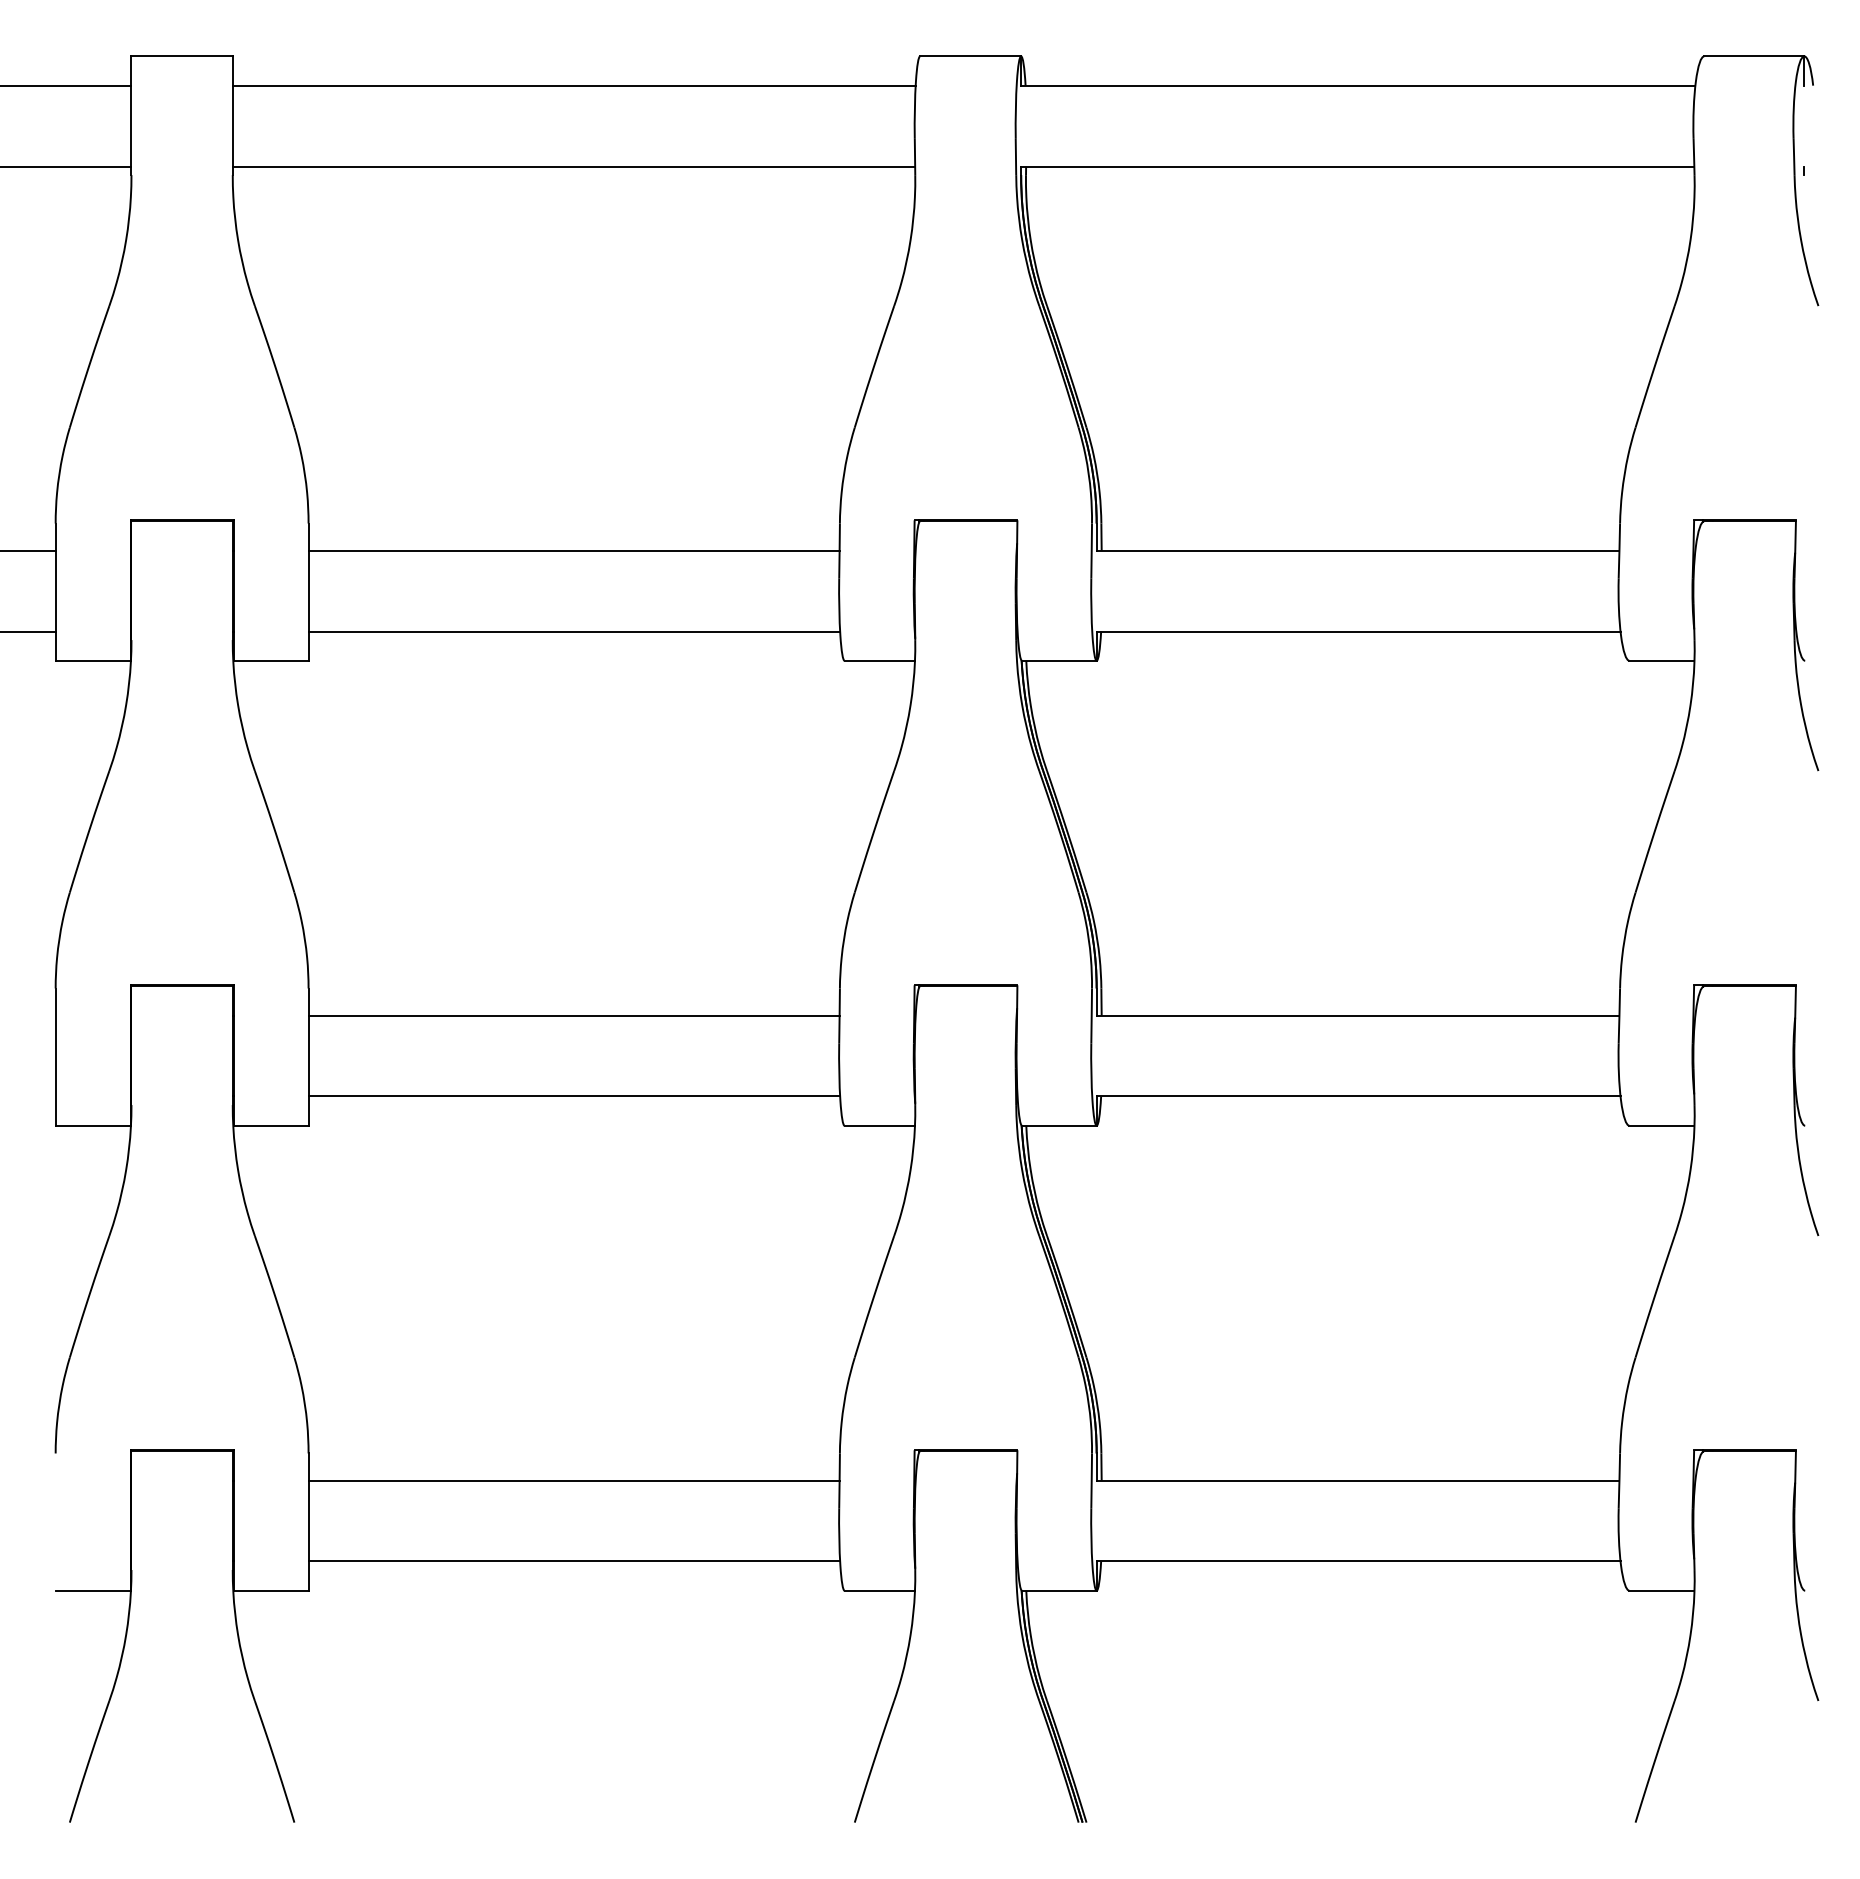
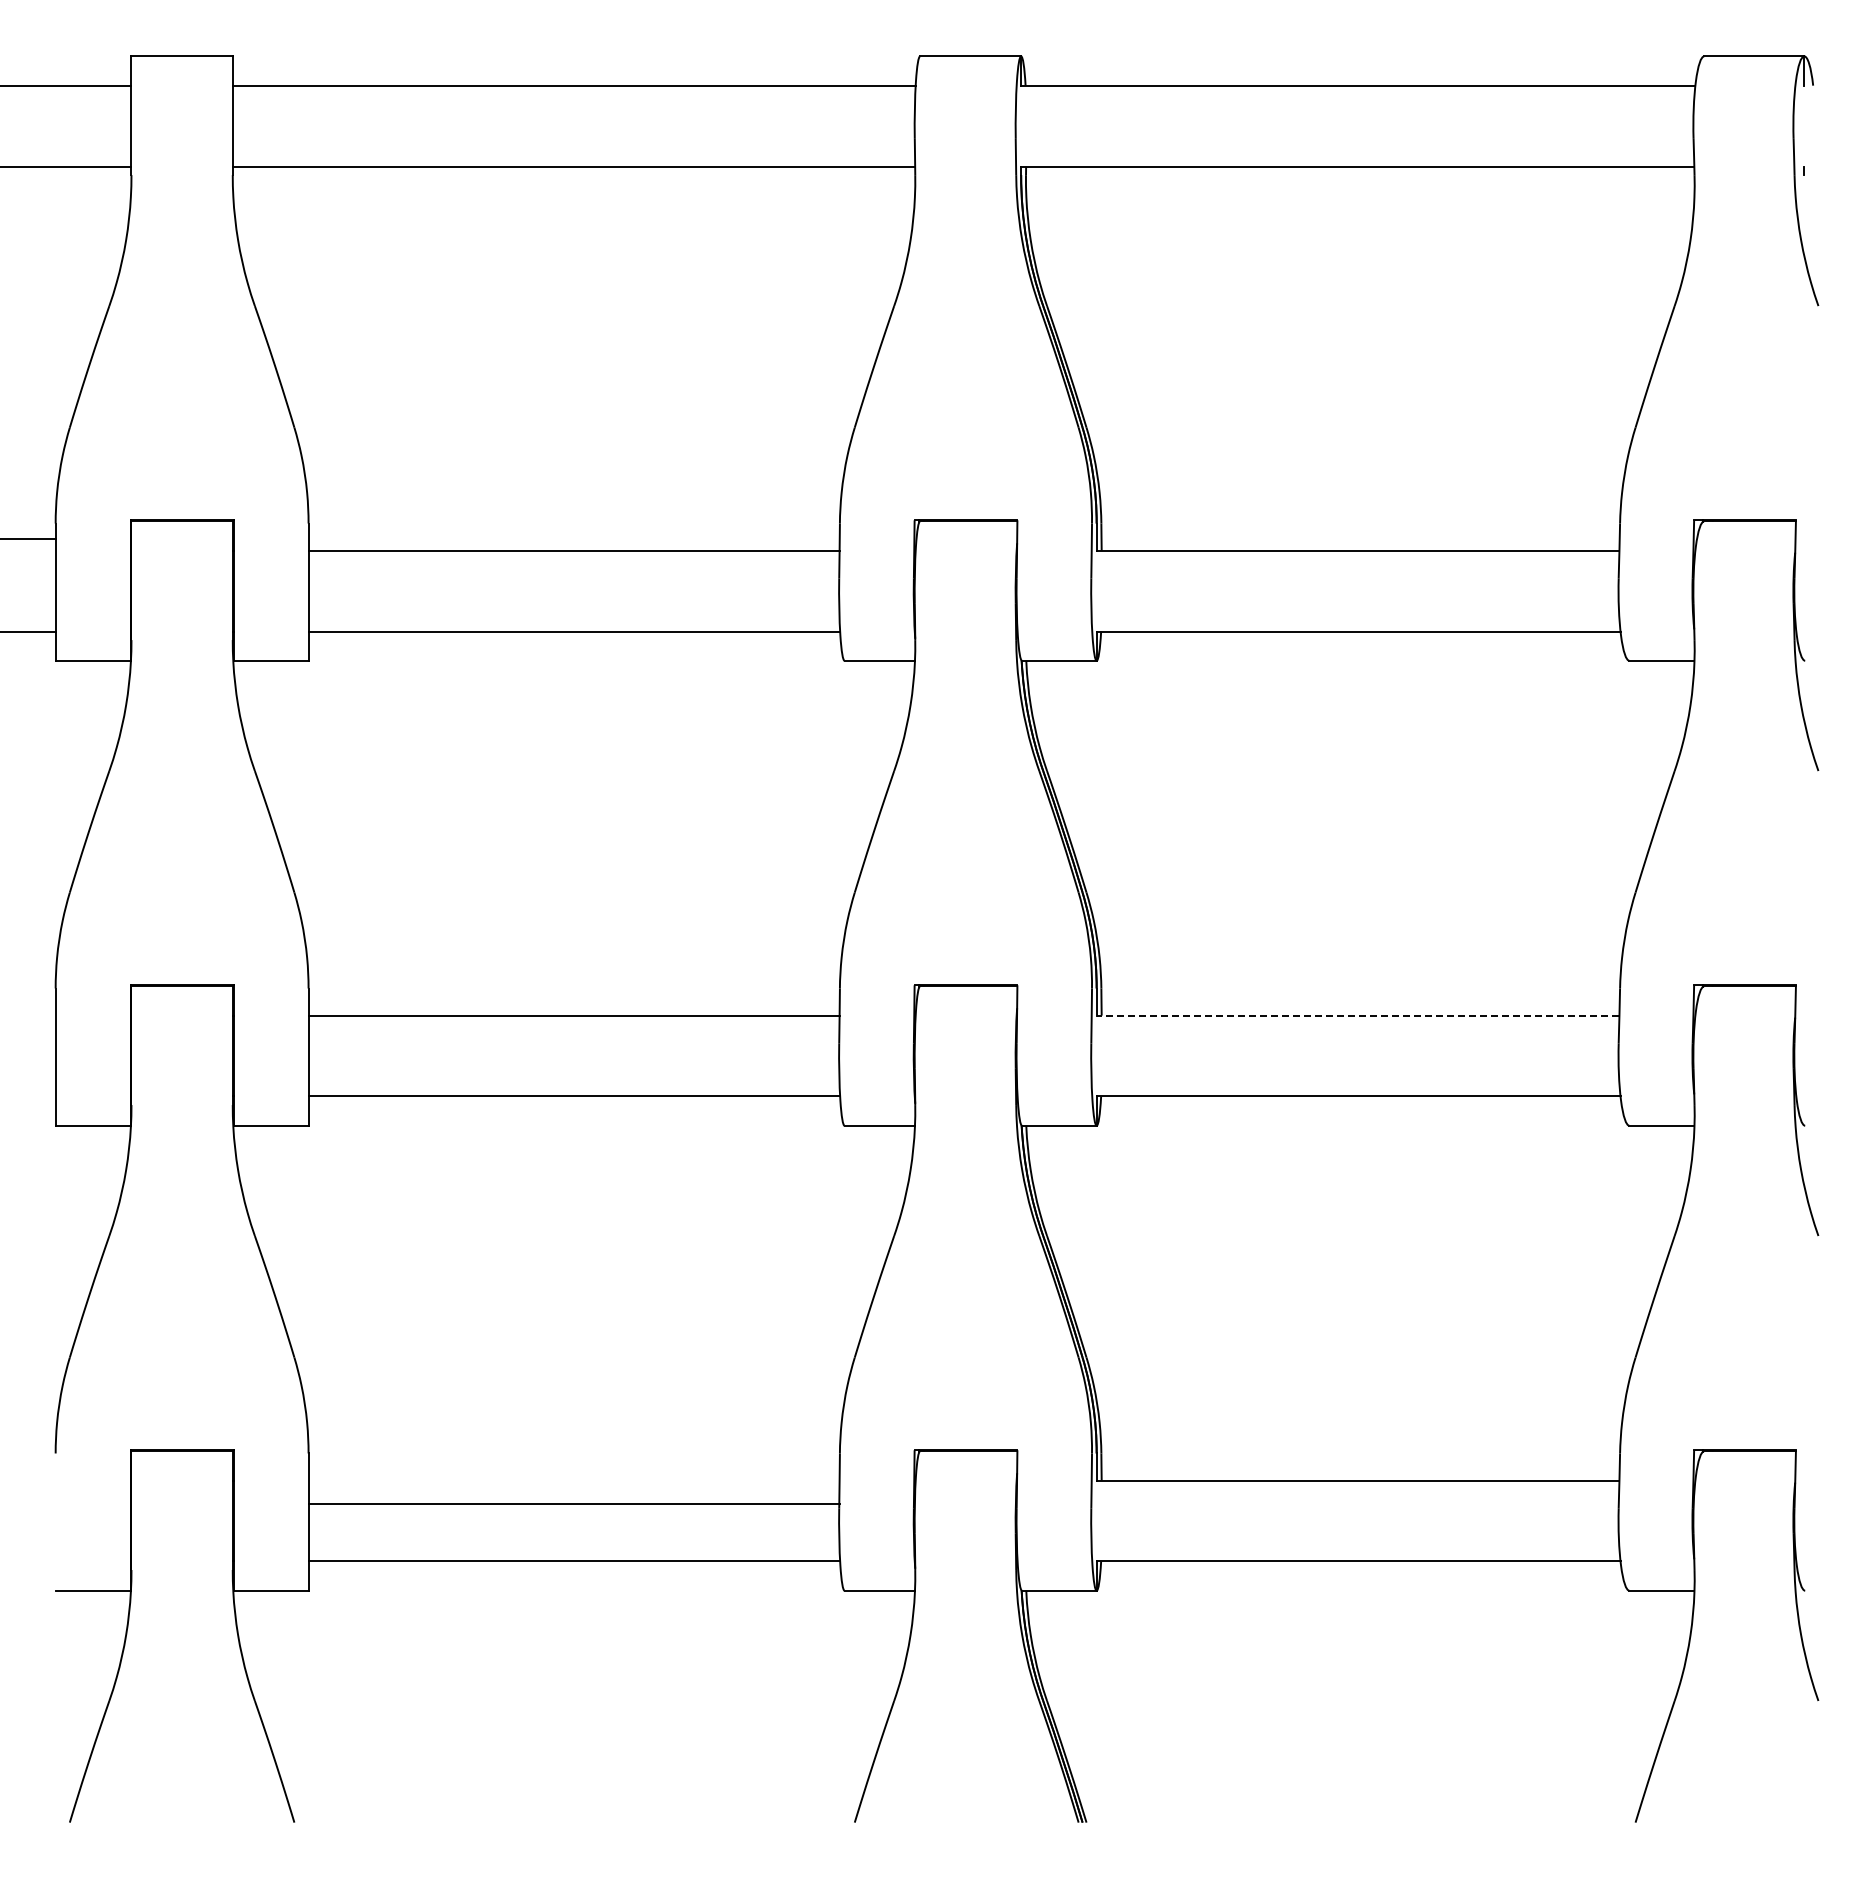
line position: (28, 550) -> (28, 538) (28, 538)
line: solid -> dashed (1357, 1015)
line position: (573, 1480) -> (573, 1503) (573, 1503)
